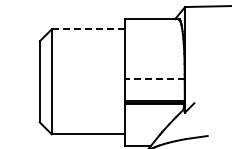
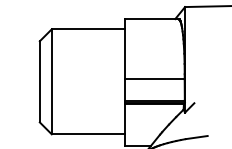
line: dashed -> solid (88, 29)
line: dashed -> solid (154, 79)
